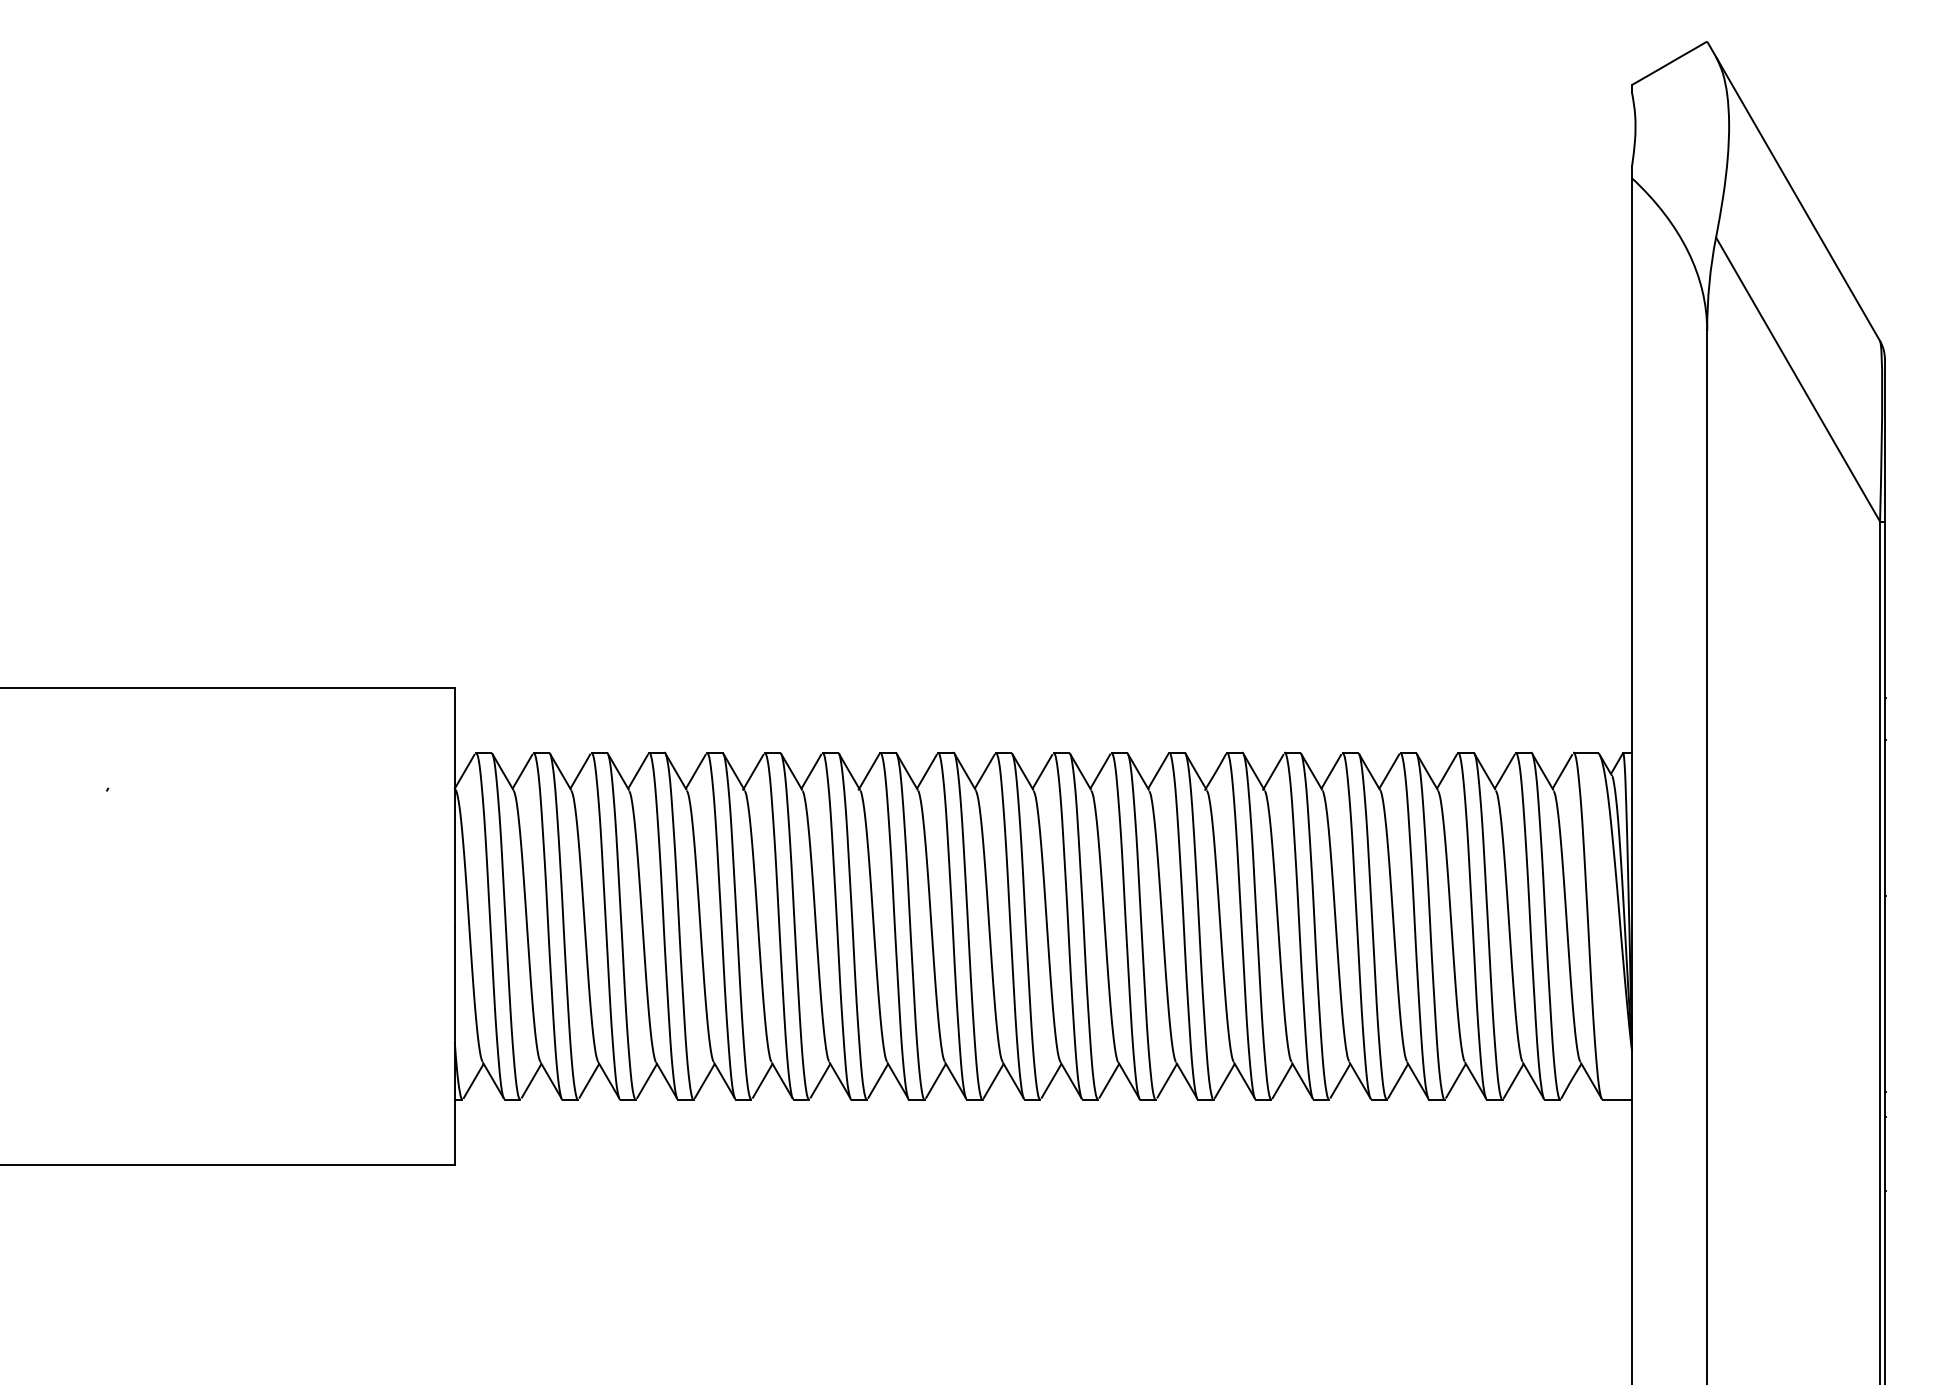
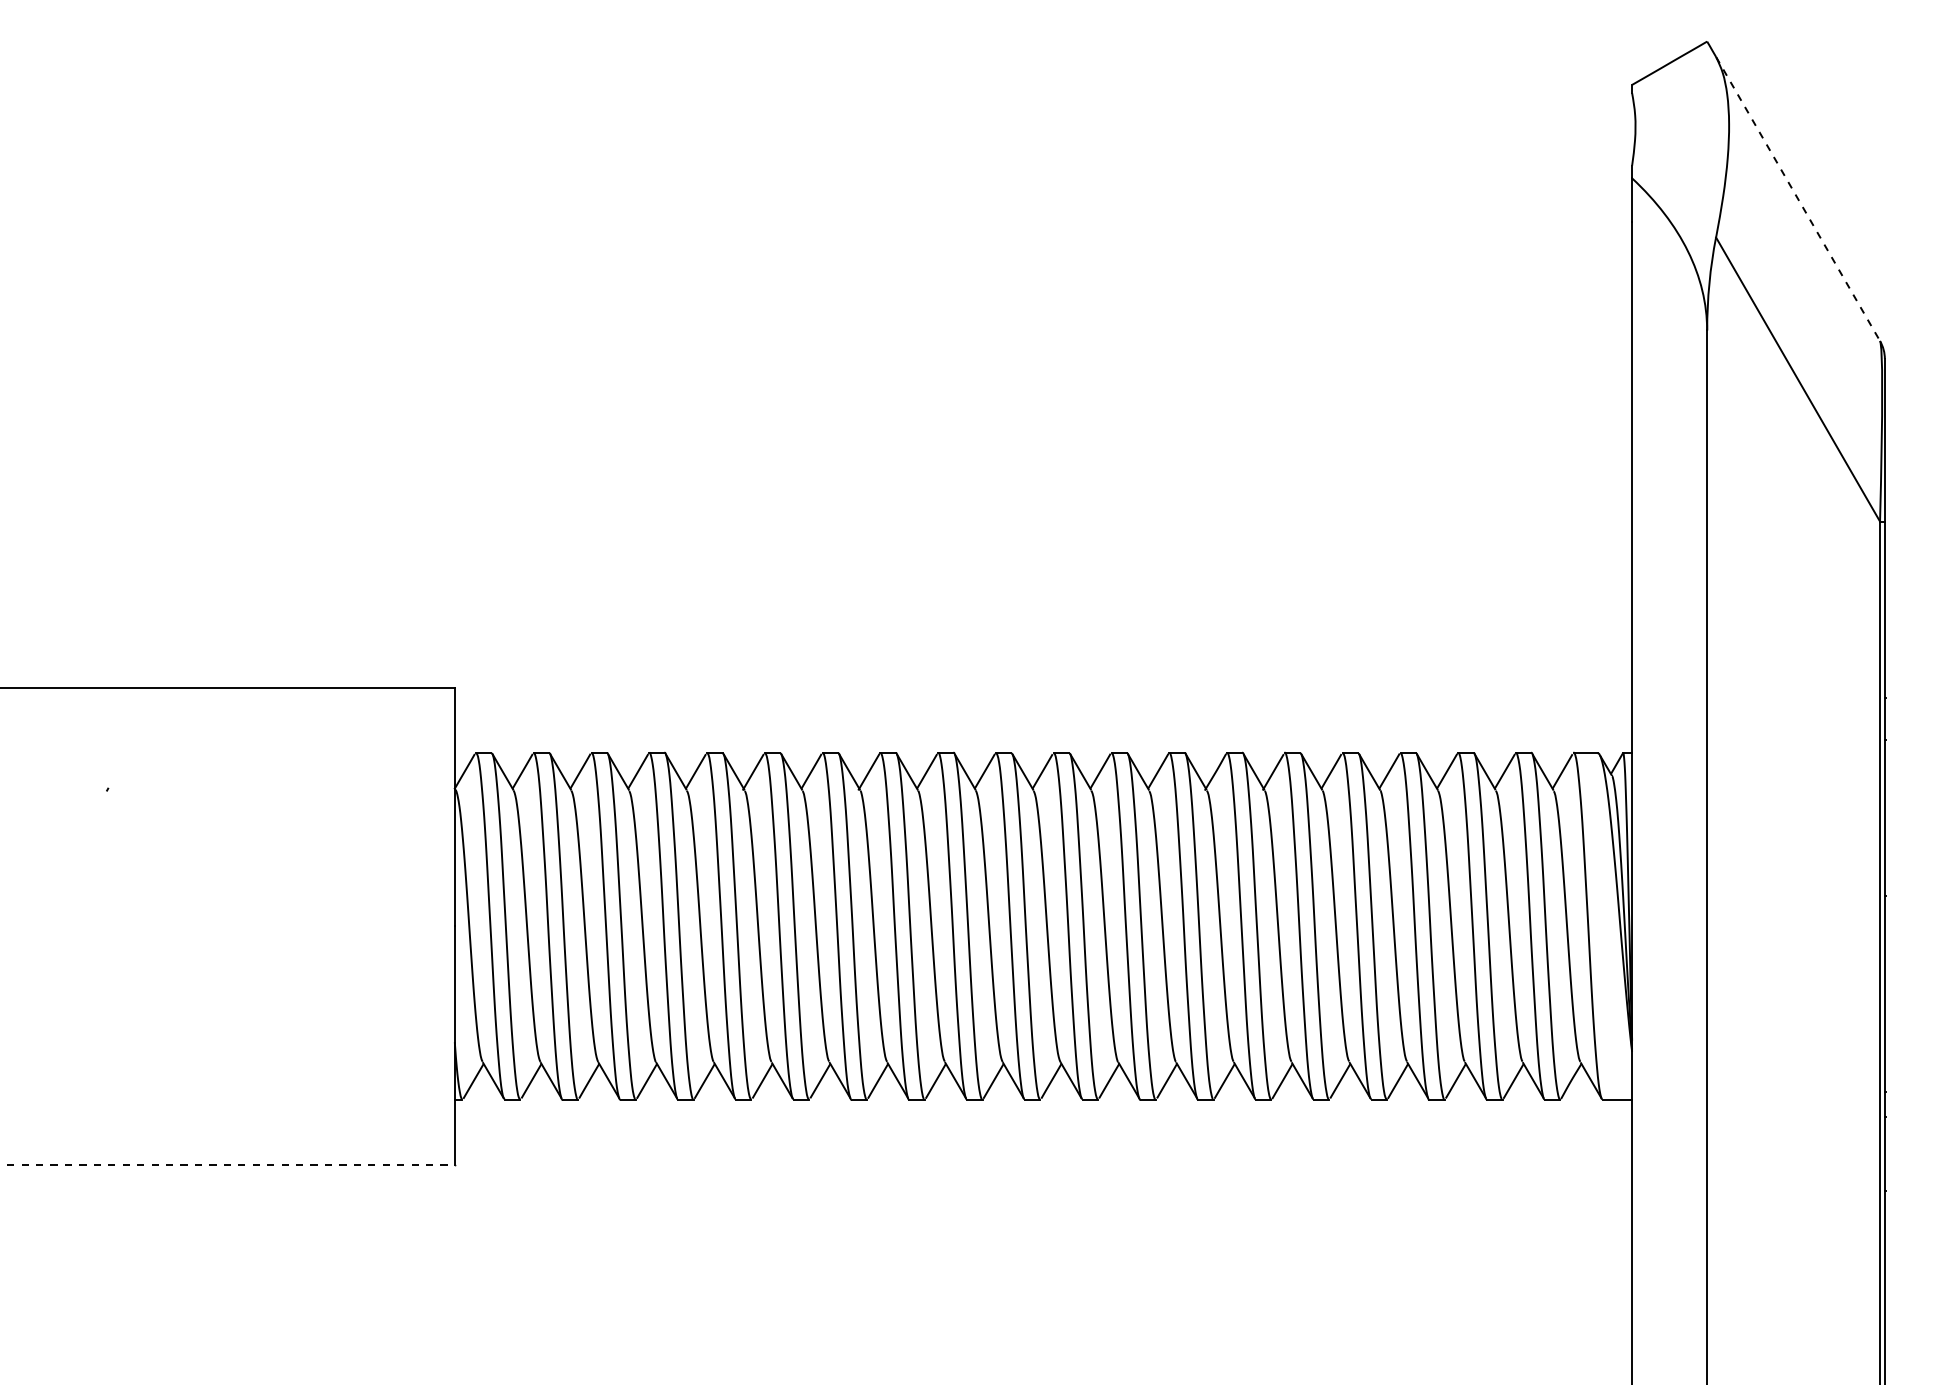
line: solid -> dashed (1798, 199)
line: solid -> dashed (227, 1164)
